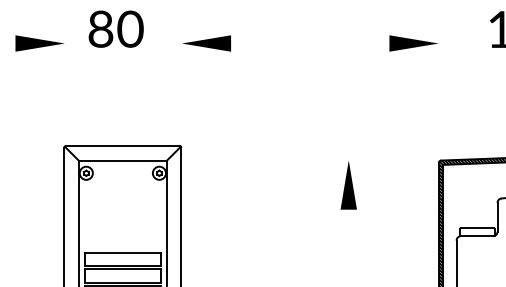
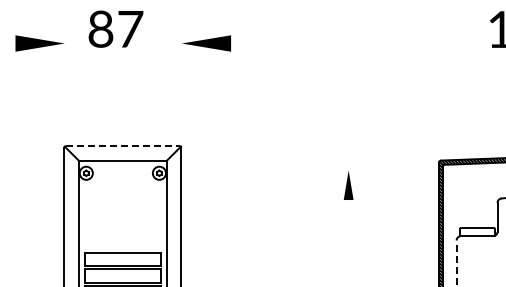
text: 80 -> 87 (130, 28)
part: present -> none (413, 43)
line: solid -> dashed (123, 146)
part size: 17x49 px -> 11x29 px (348, 185)
line: solid -> dashed (456, 263)
